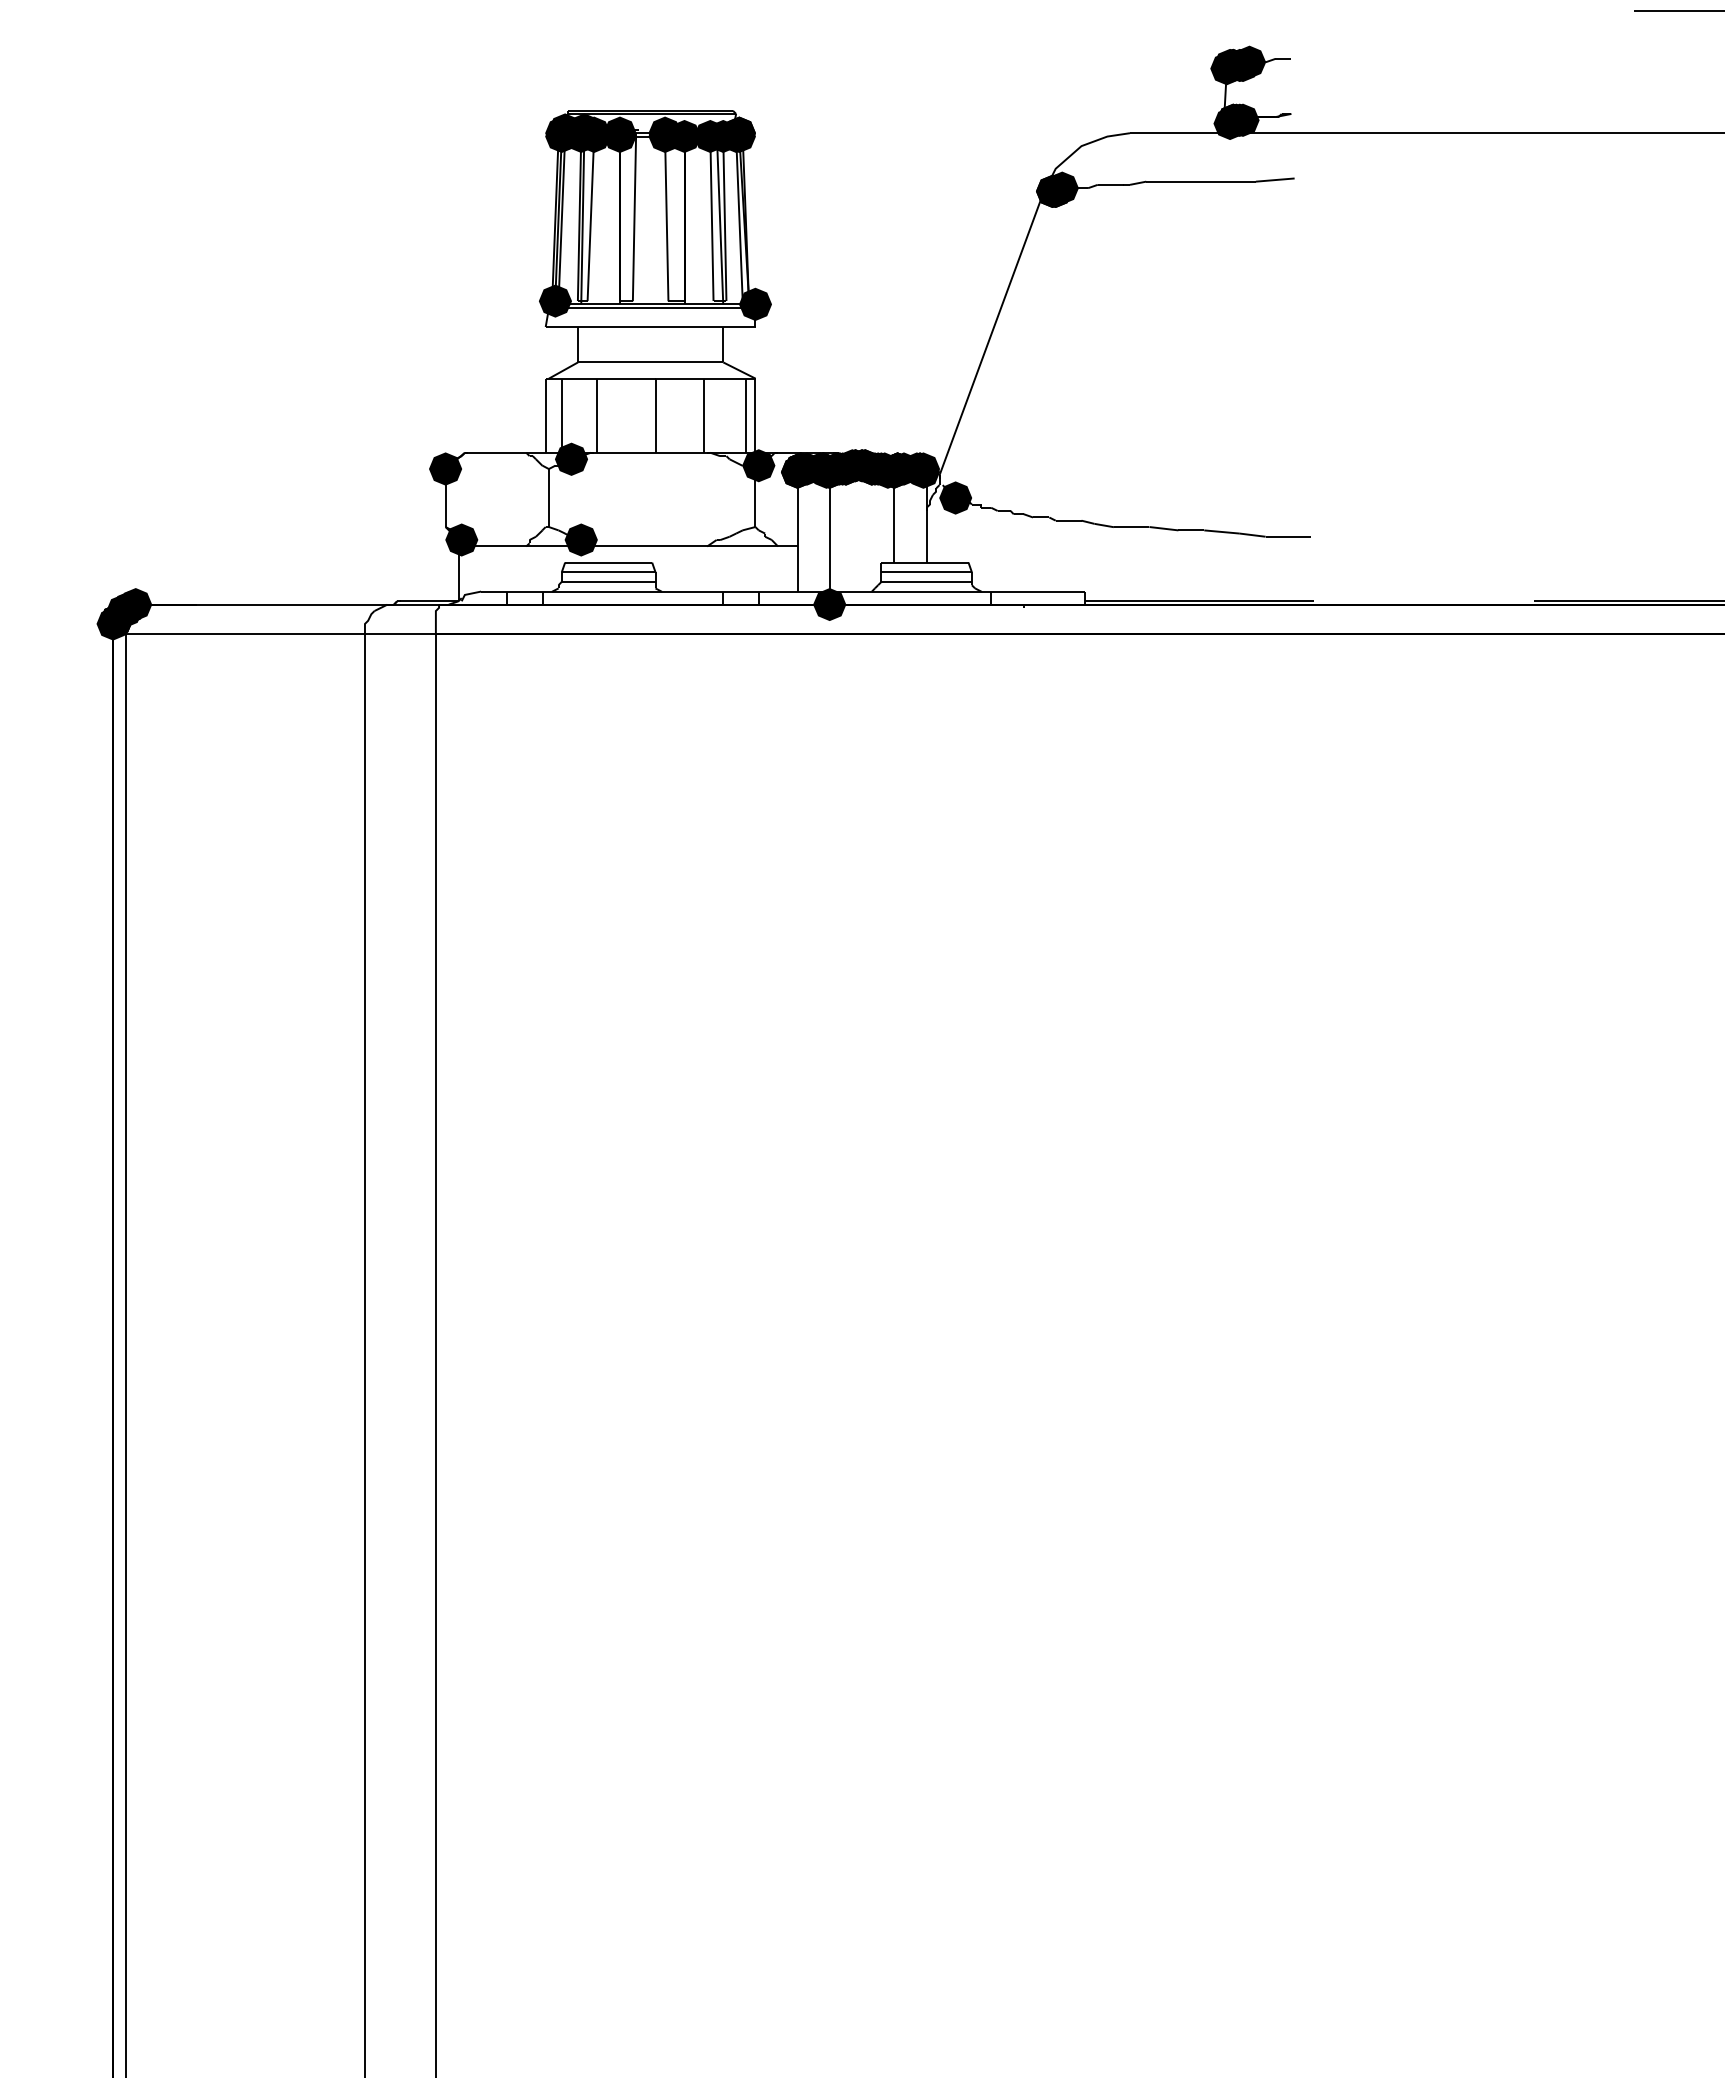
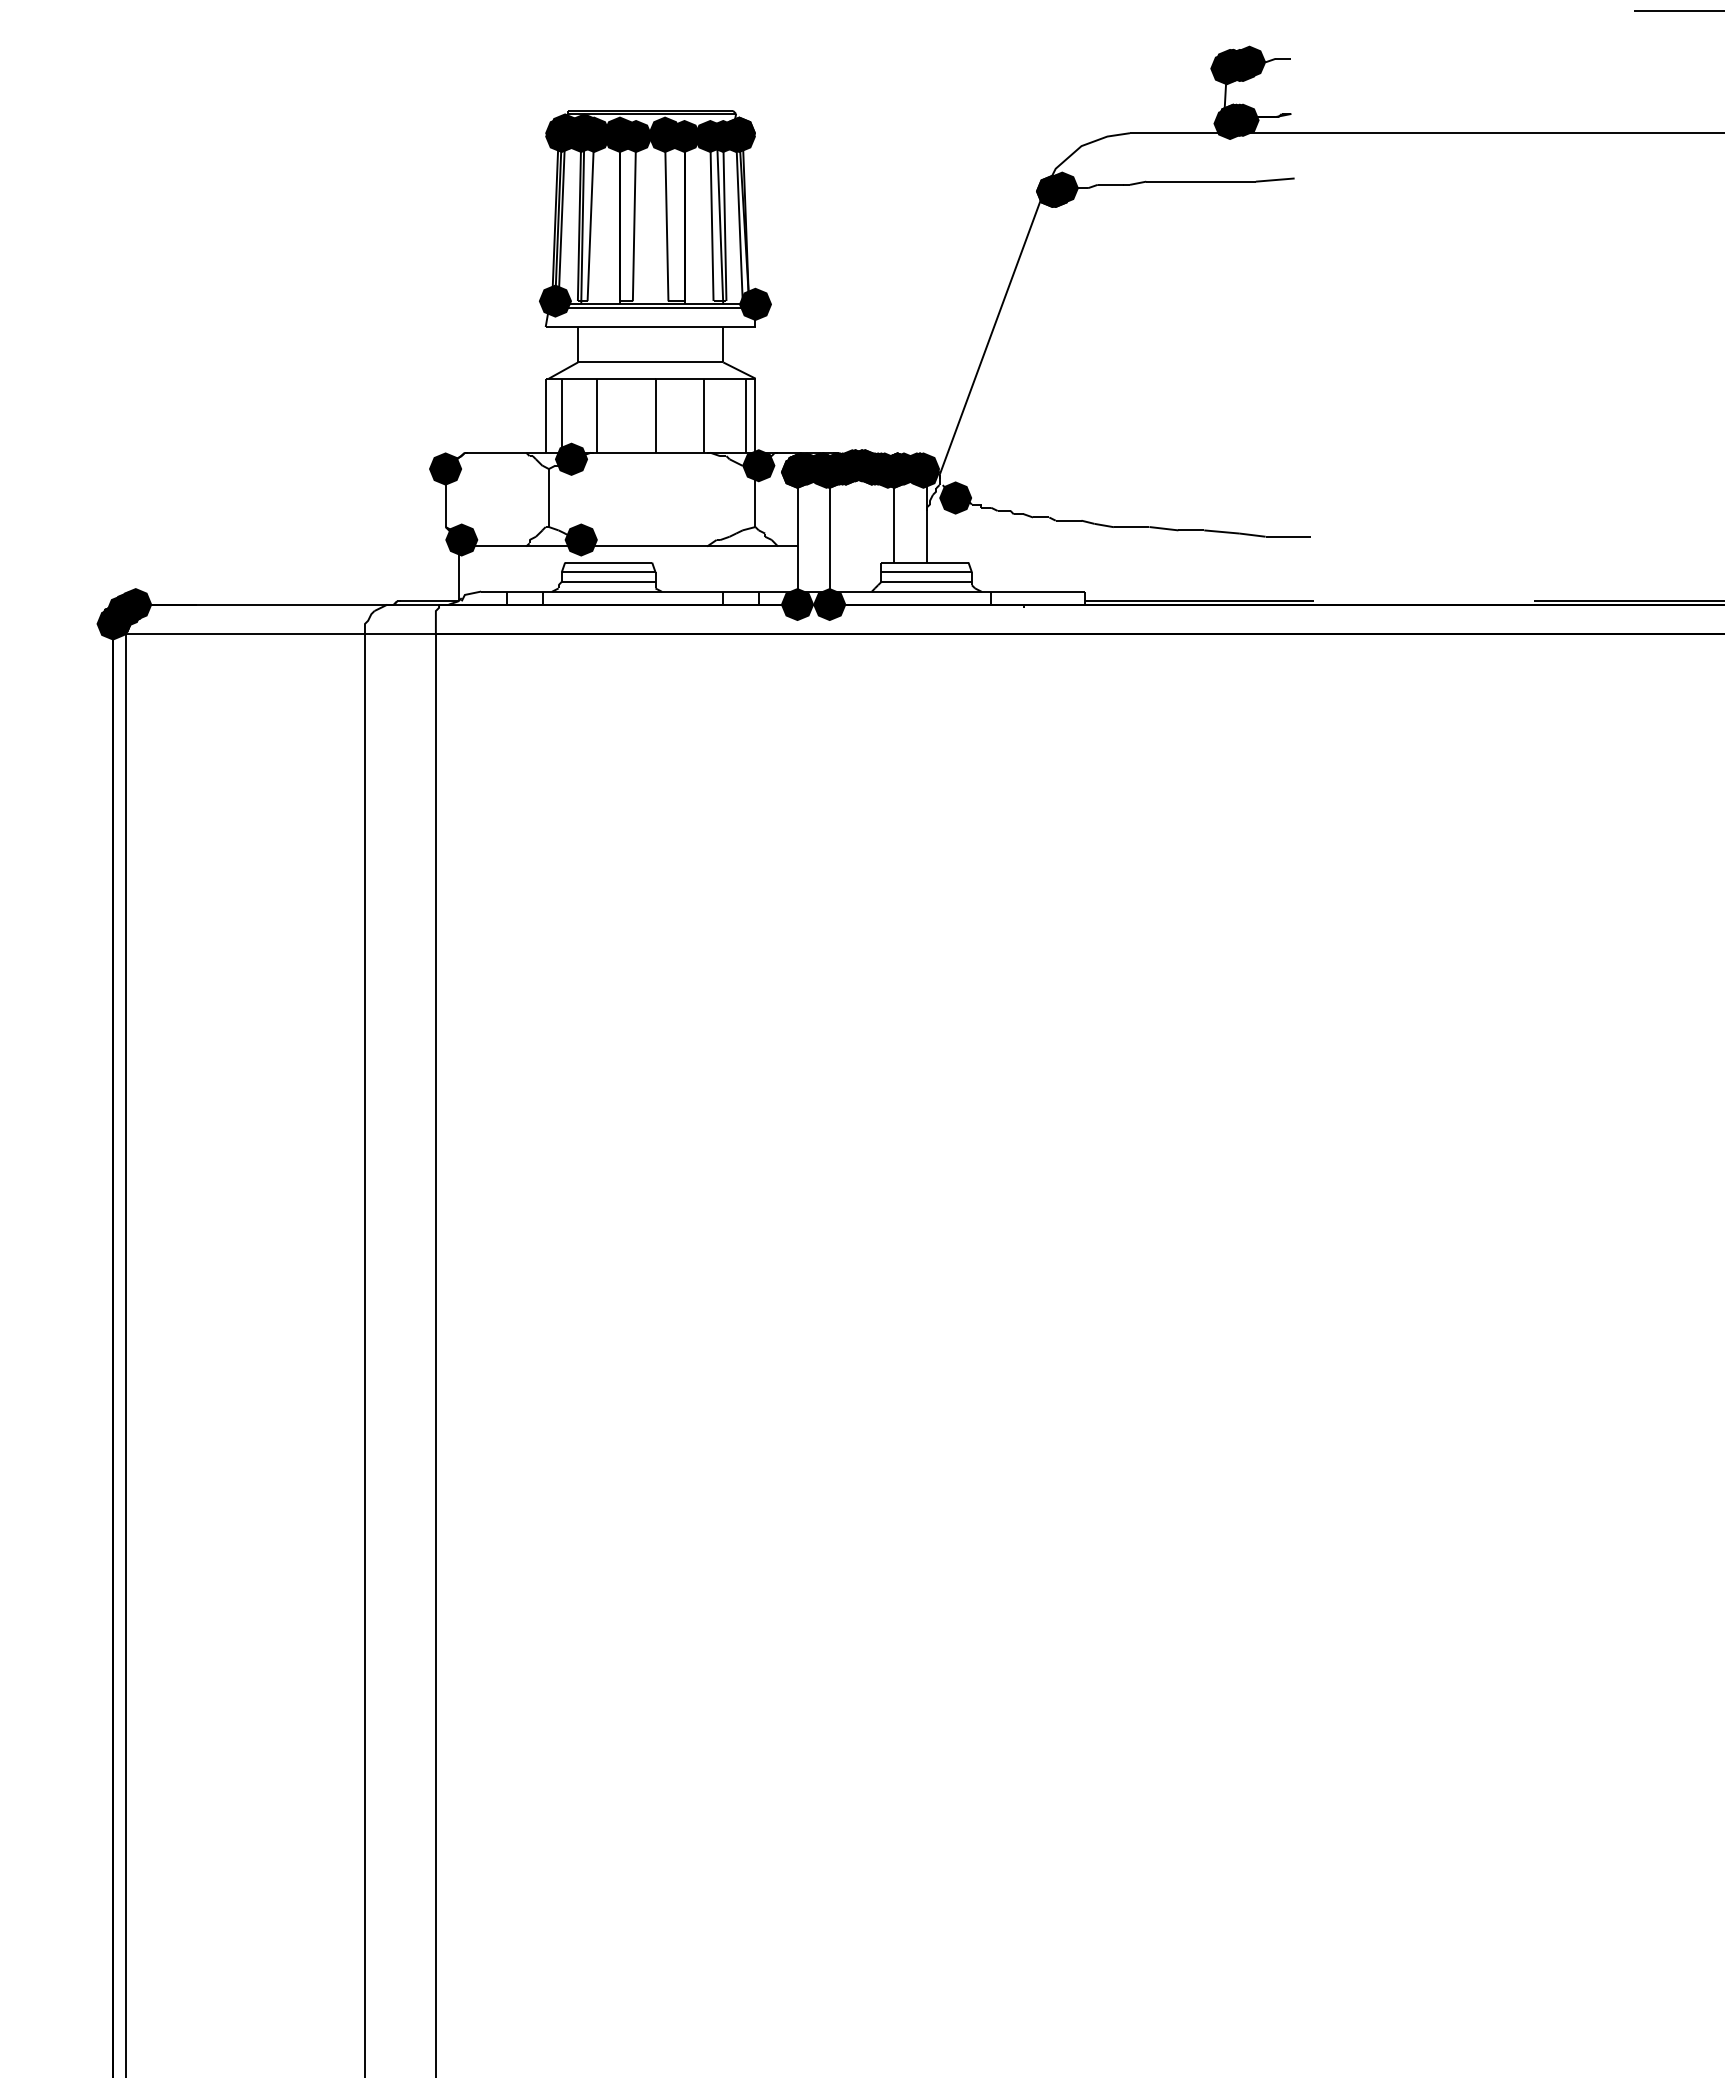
fill: none -> present (635, 136)
fill: none -> present (797, 604)
